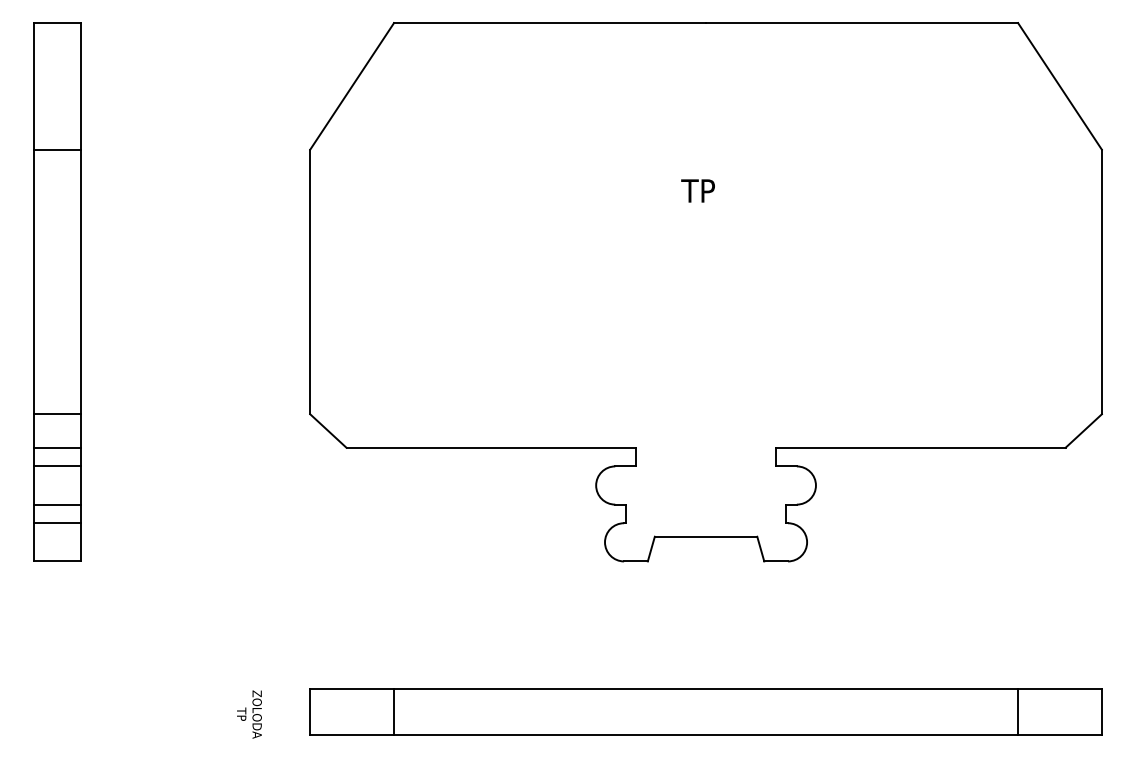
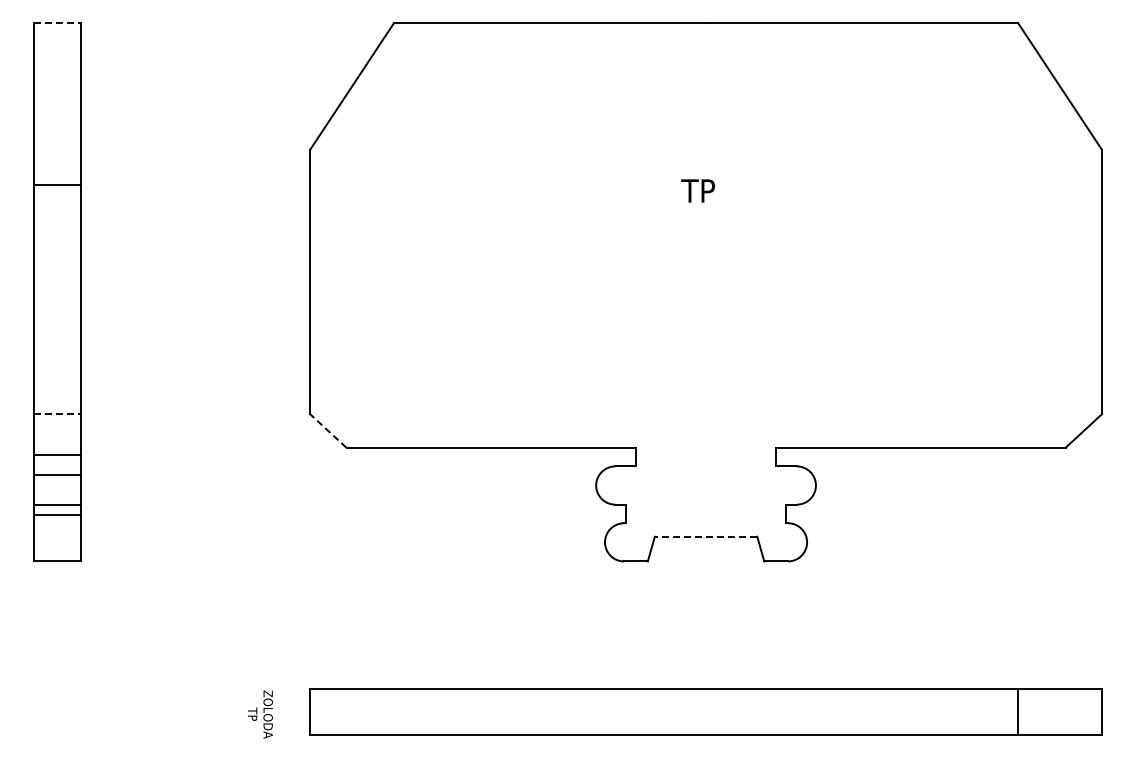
line: solid -> dashed (57, 23)
line position: (57, 149) -> (57, 184) (57, 184)
line: solid -> dashed (57, 414)
line: solid -> dashed (328, 431)
line position: (57, 447) -> (57, 454) (57, 454)
line position: (57, 466) -> (57, 475) (57, 475)
line position: (57, 523) -> (57, 515) (57, 515)
line: solid -> dashed (705, 536)
line: present -> none (394, 711)
text position: (249, 714) -> (260, 714) (260, 714)
